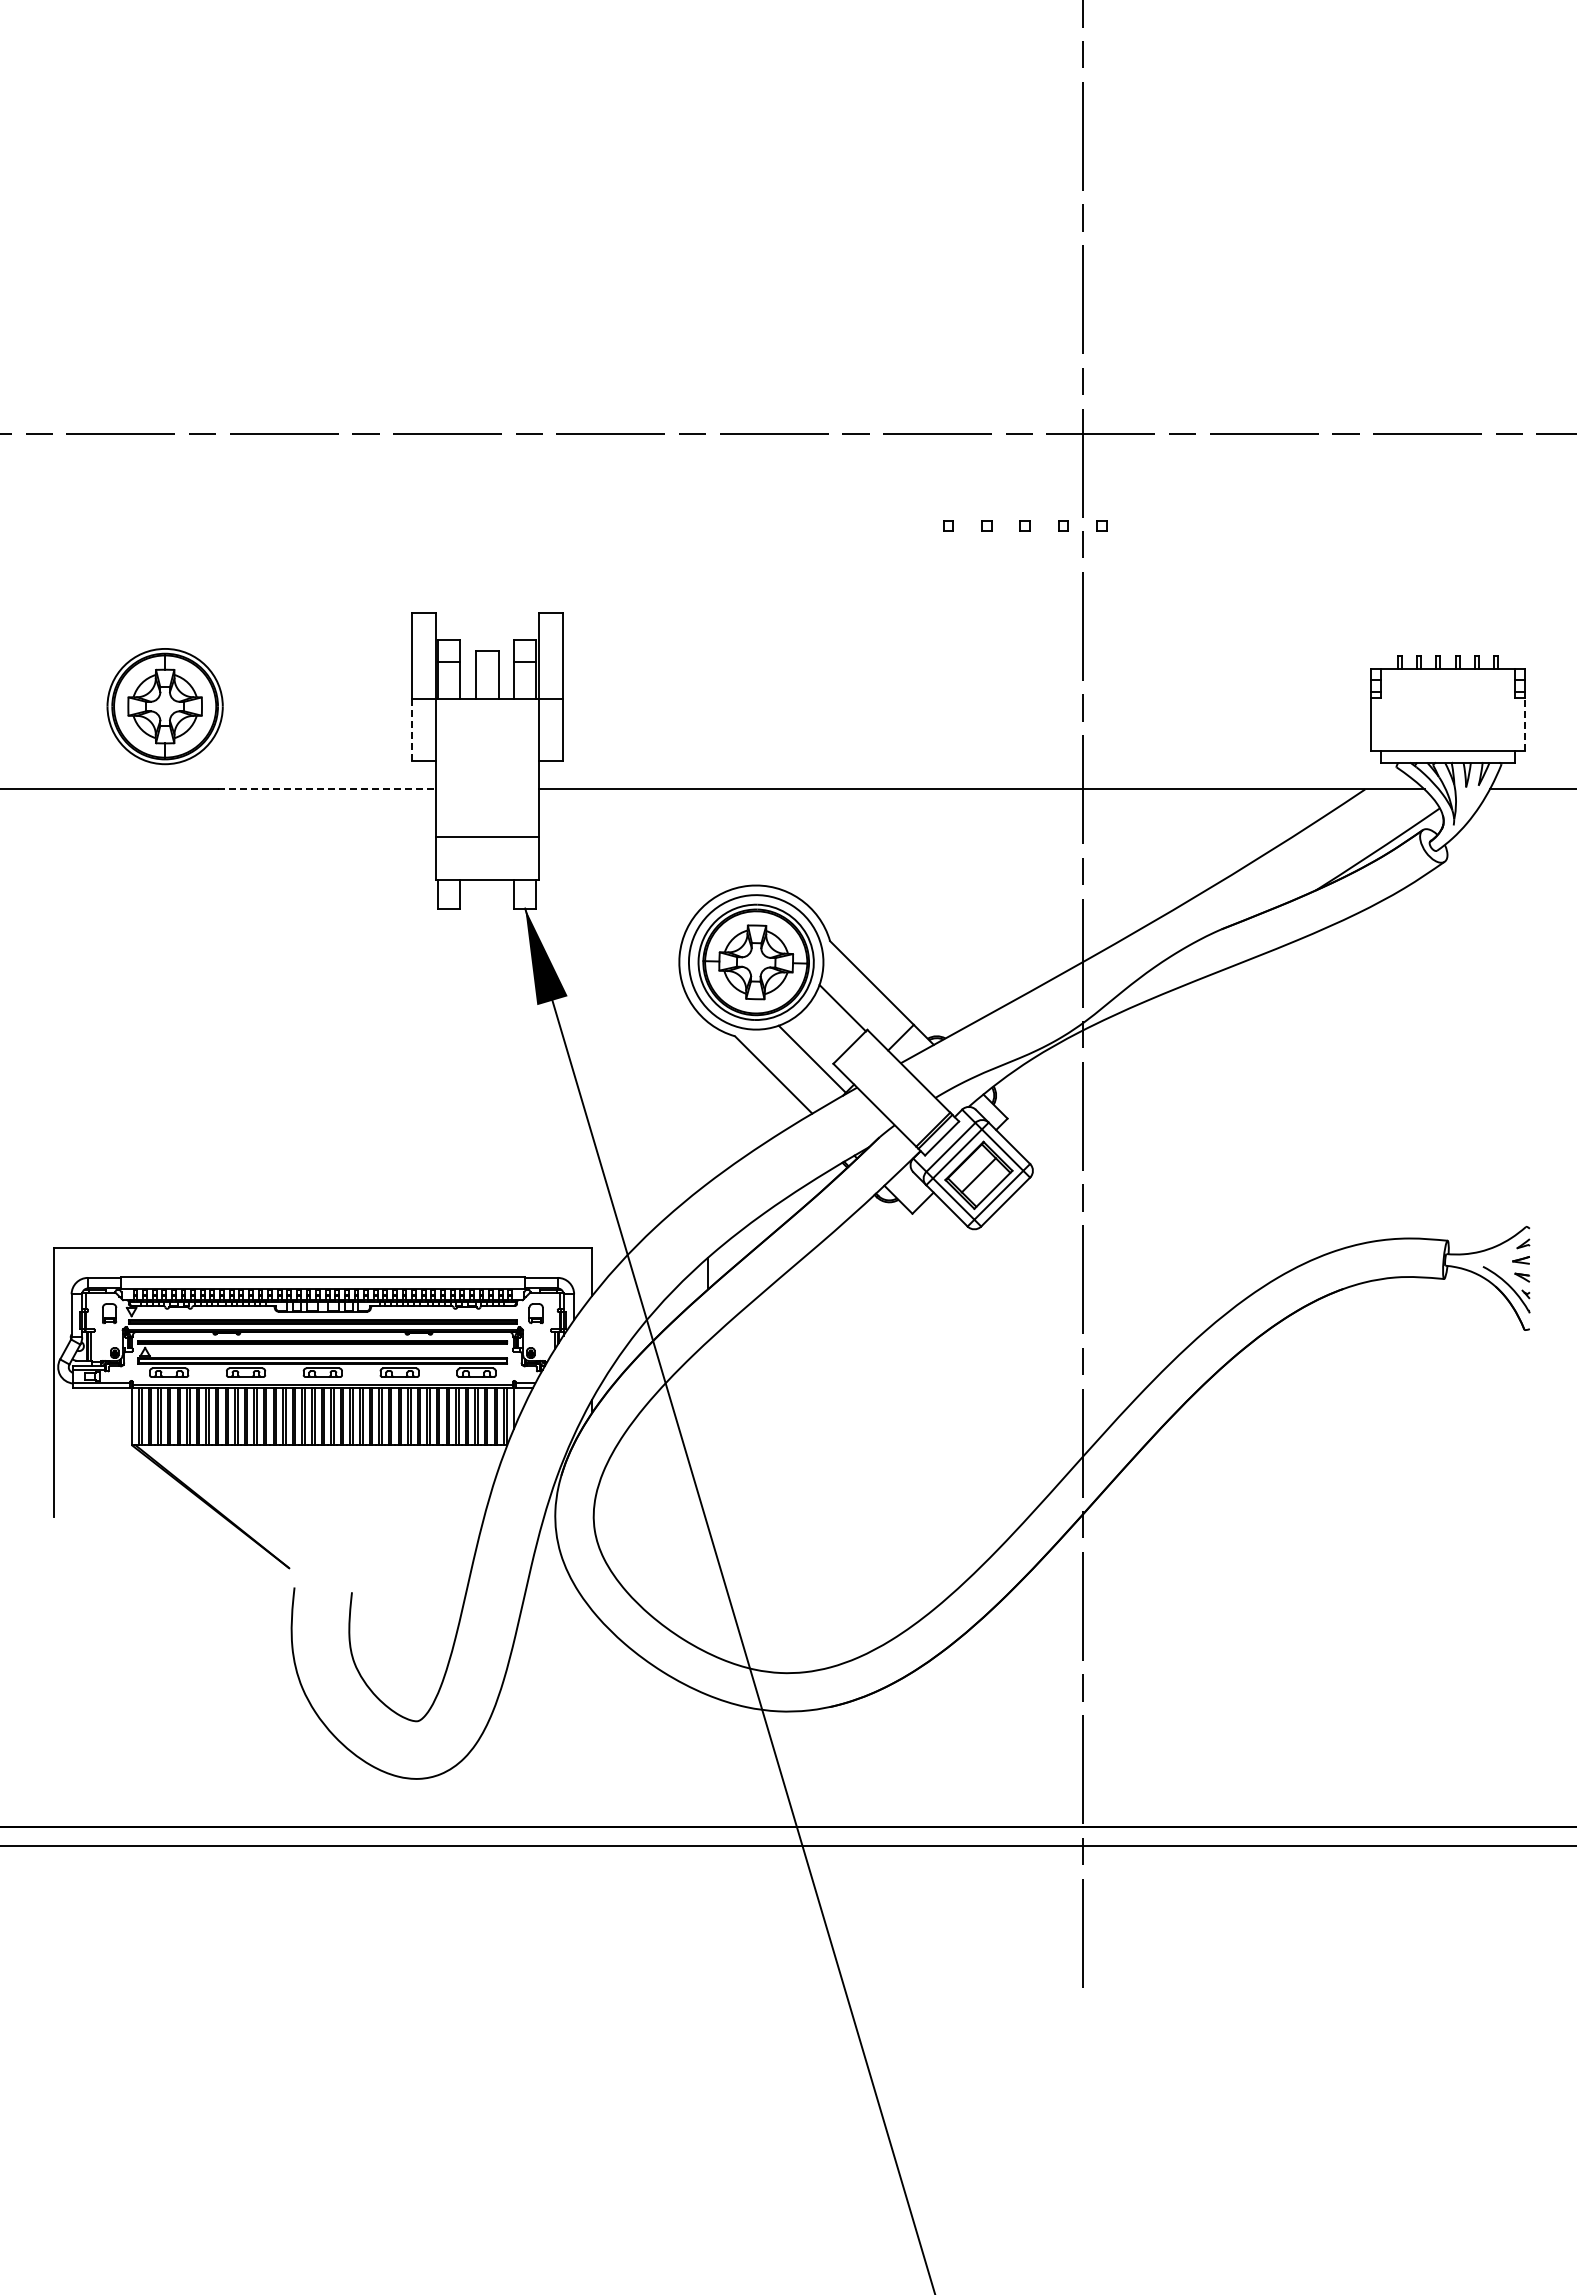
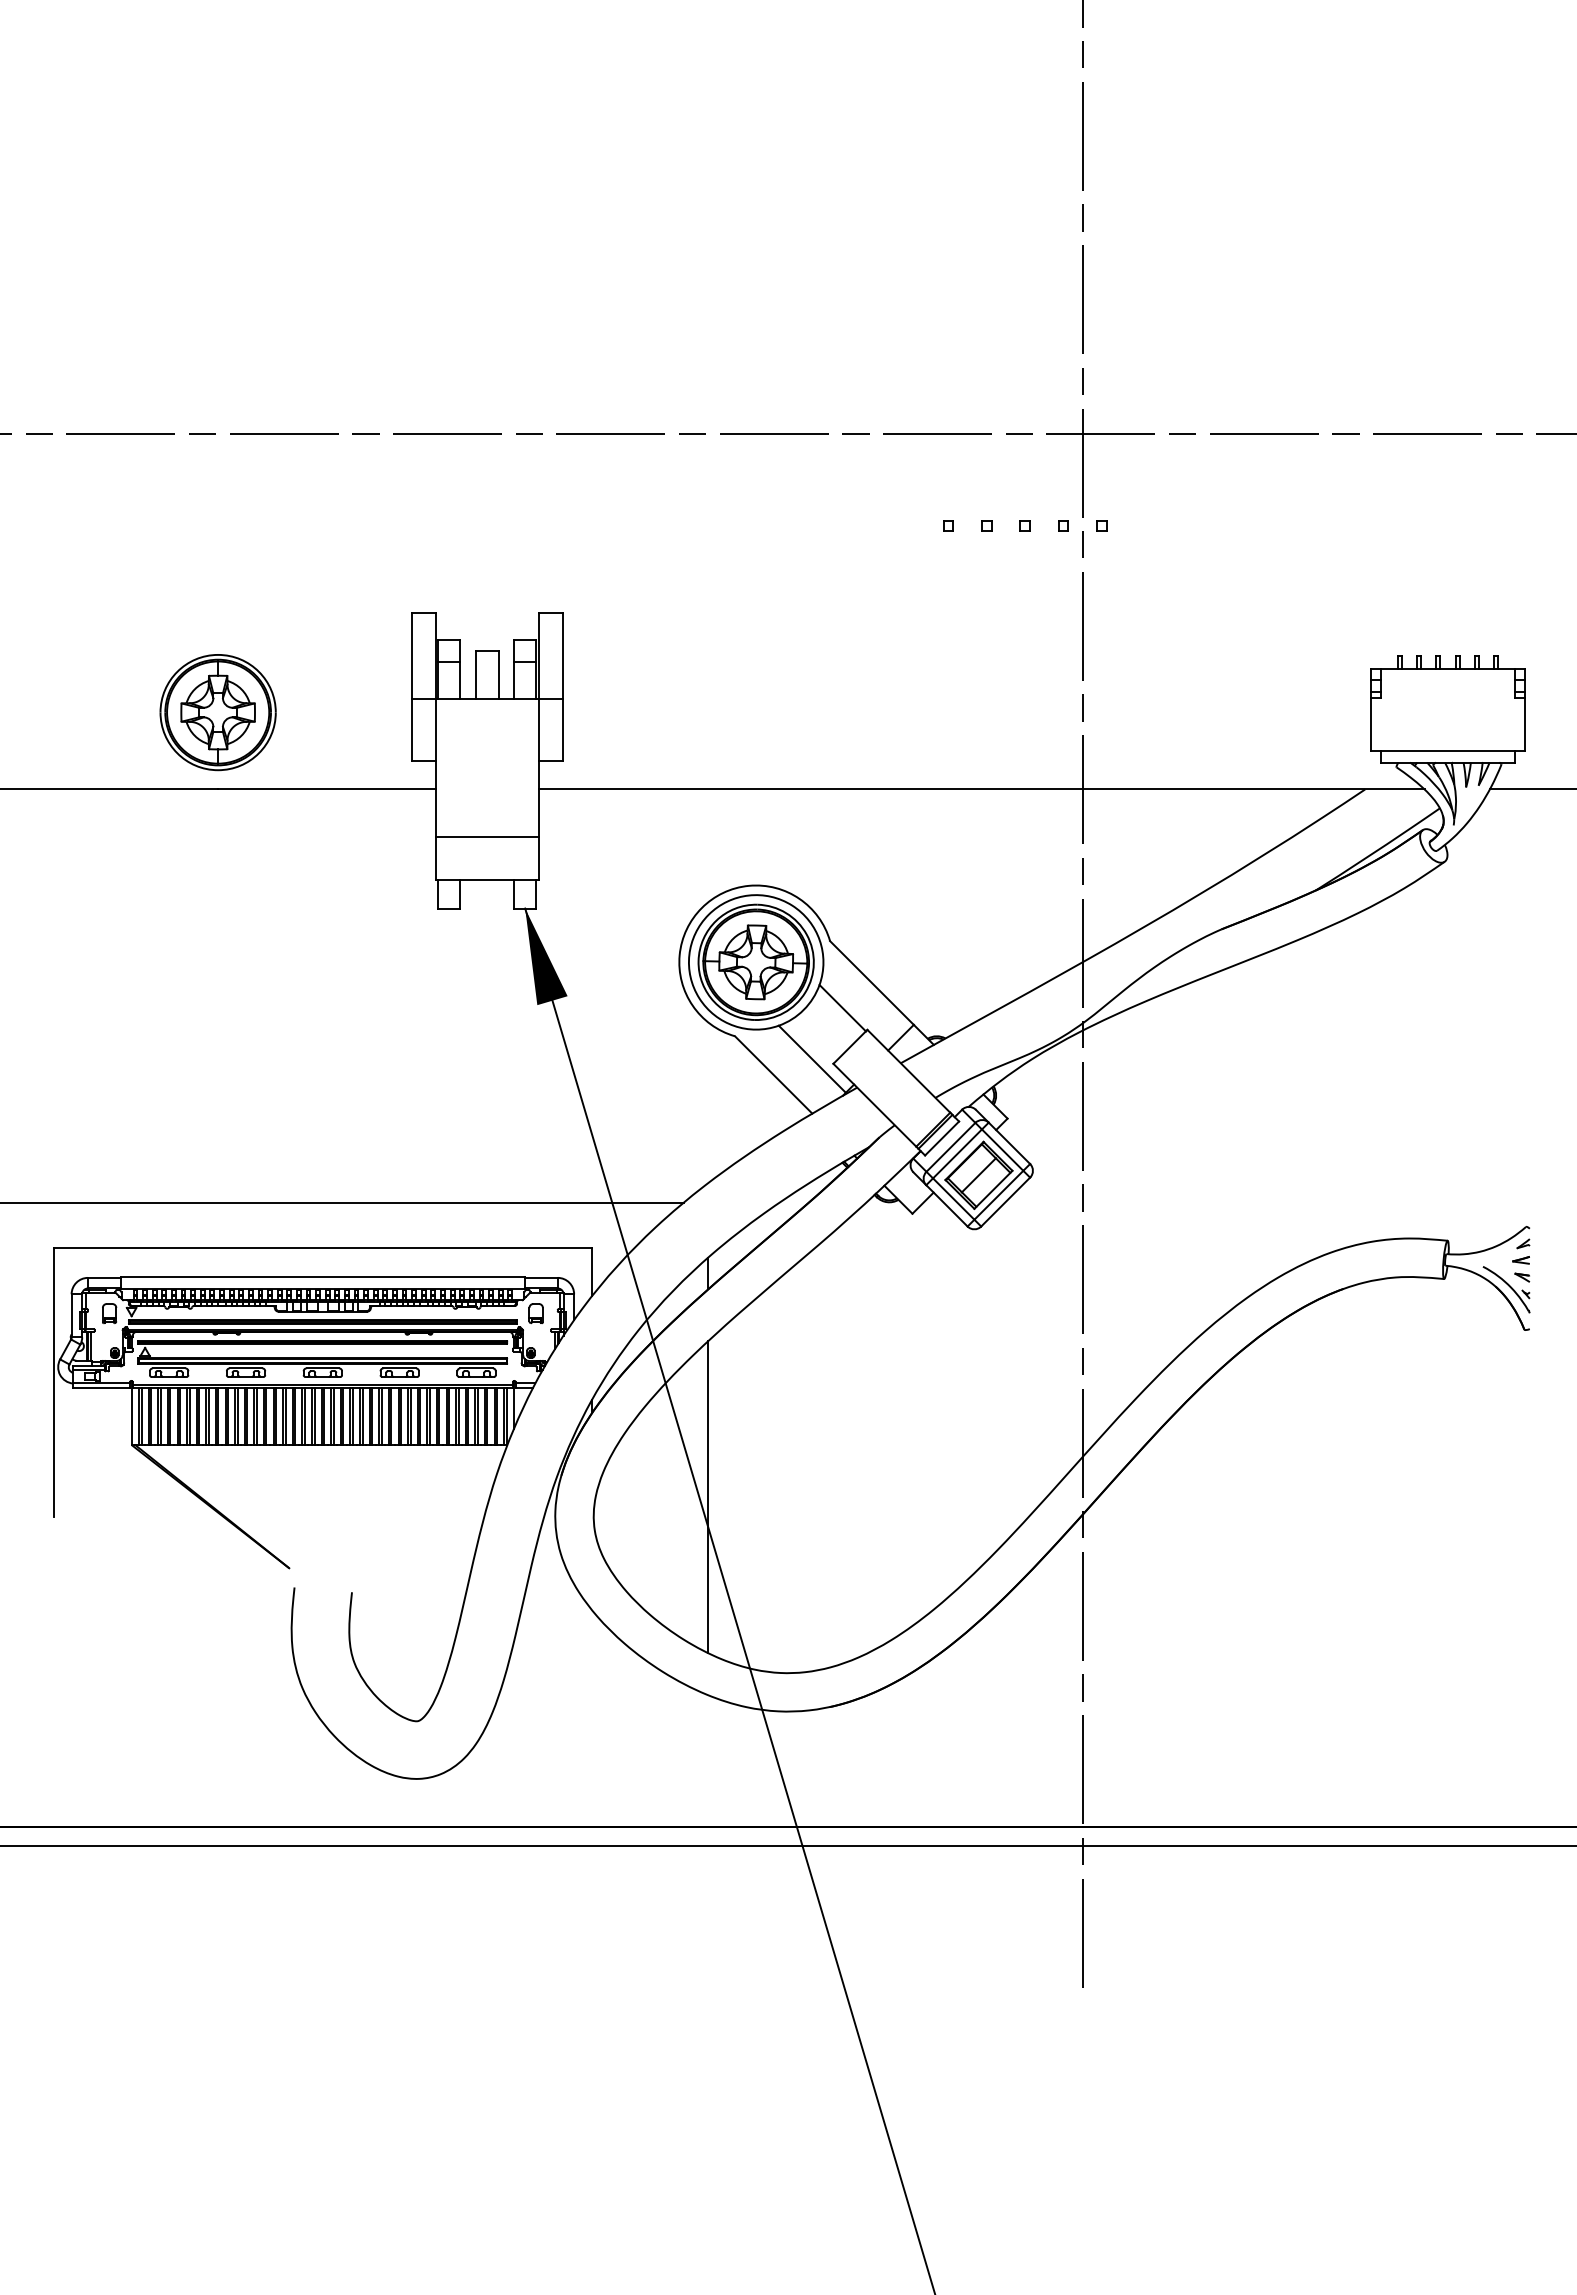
part position: (164, 706) -> (217, 712) (217, 712)
line: dashed -> solid (1524, 724)
line: dashed -> solid (411, 729)
line: dashed -> solid (326, 789)
line: none -> present (342, 1202)
line: none -> present (708, 1497)
